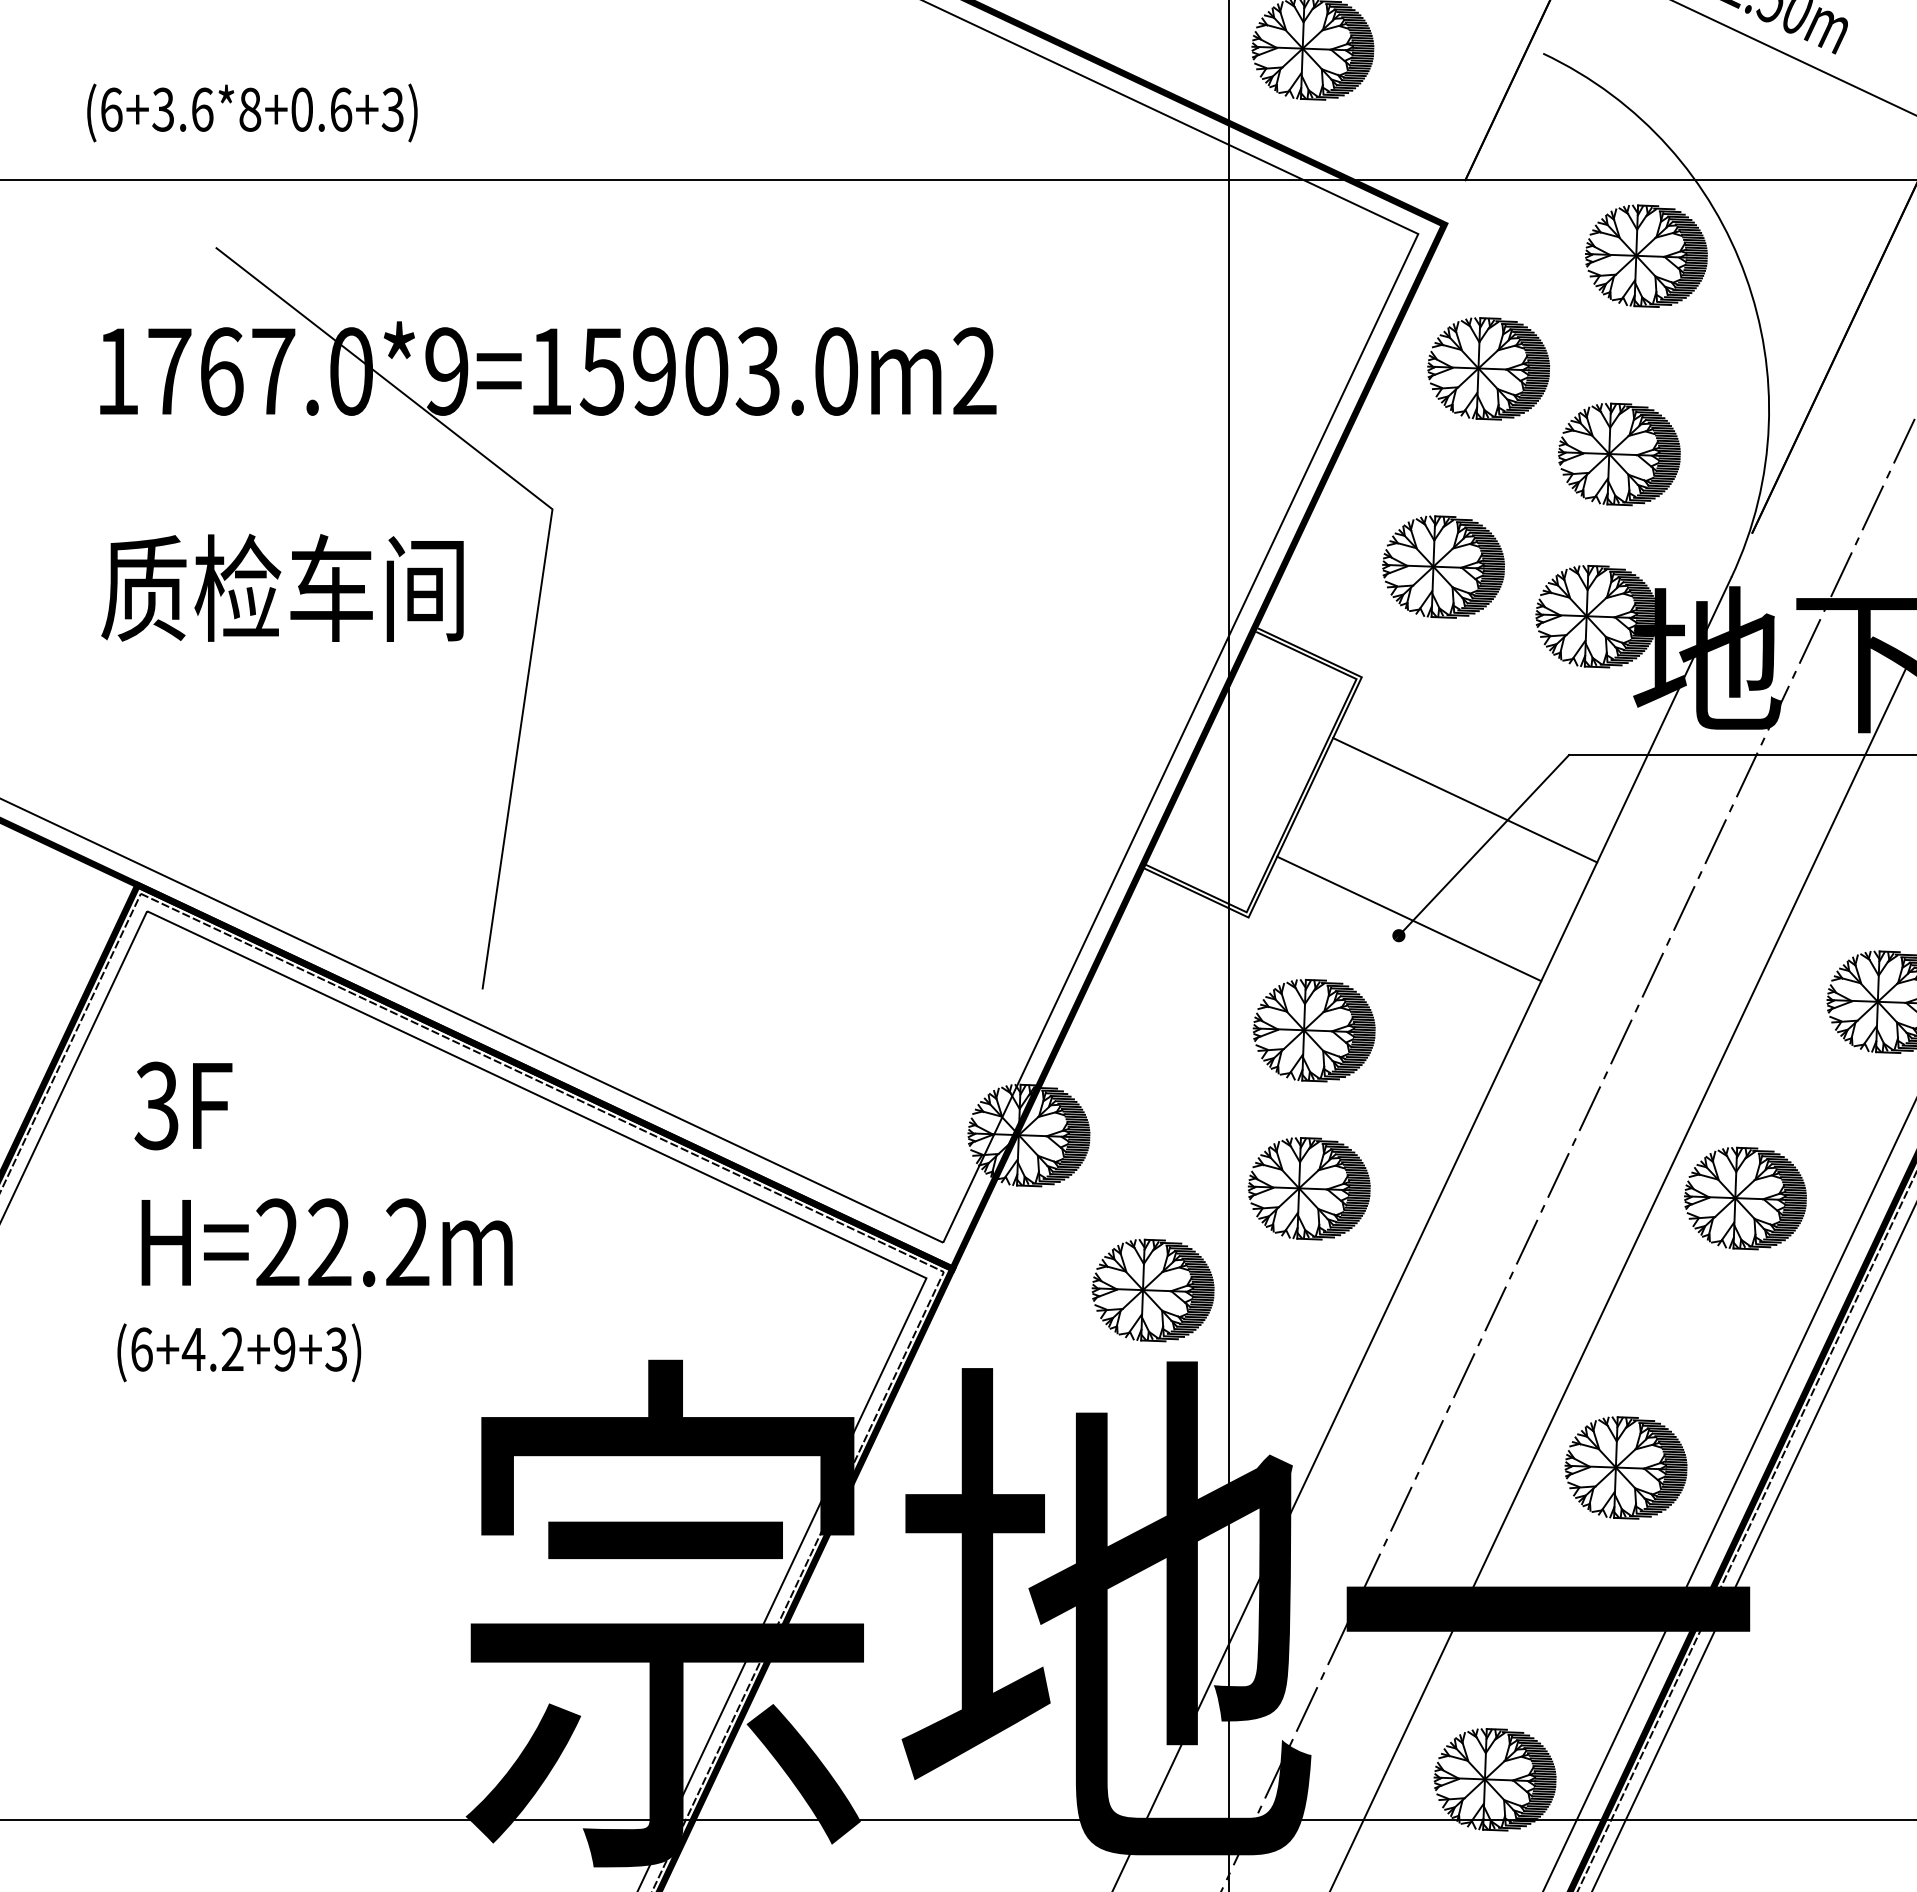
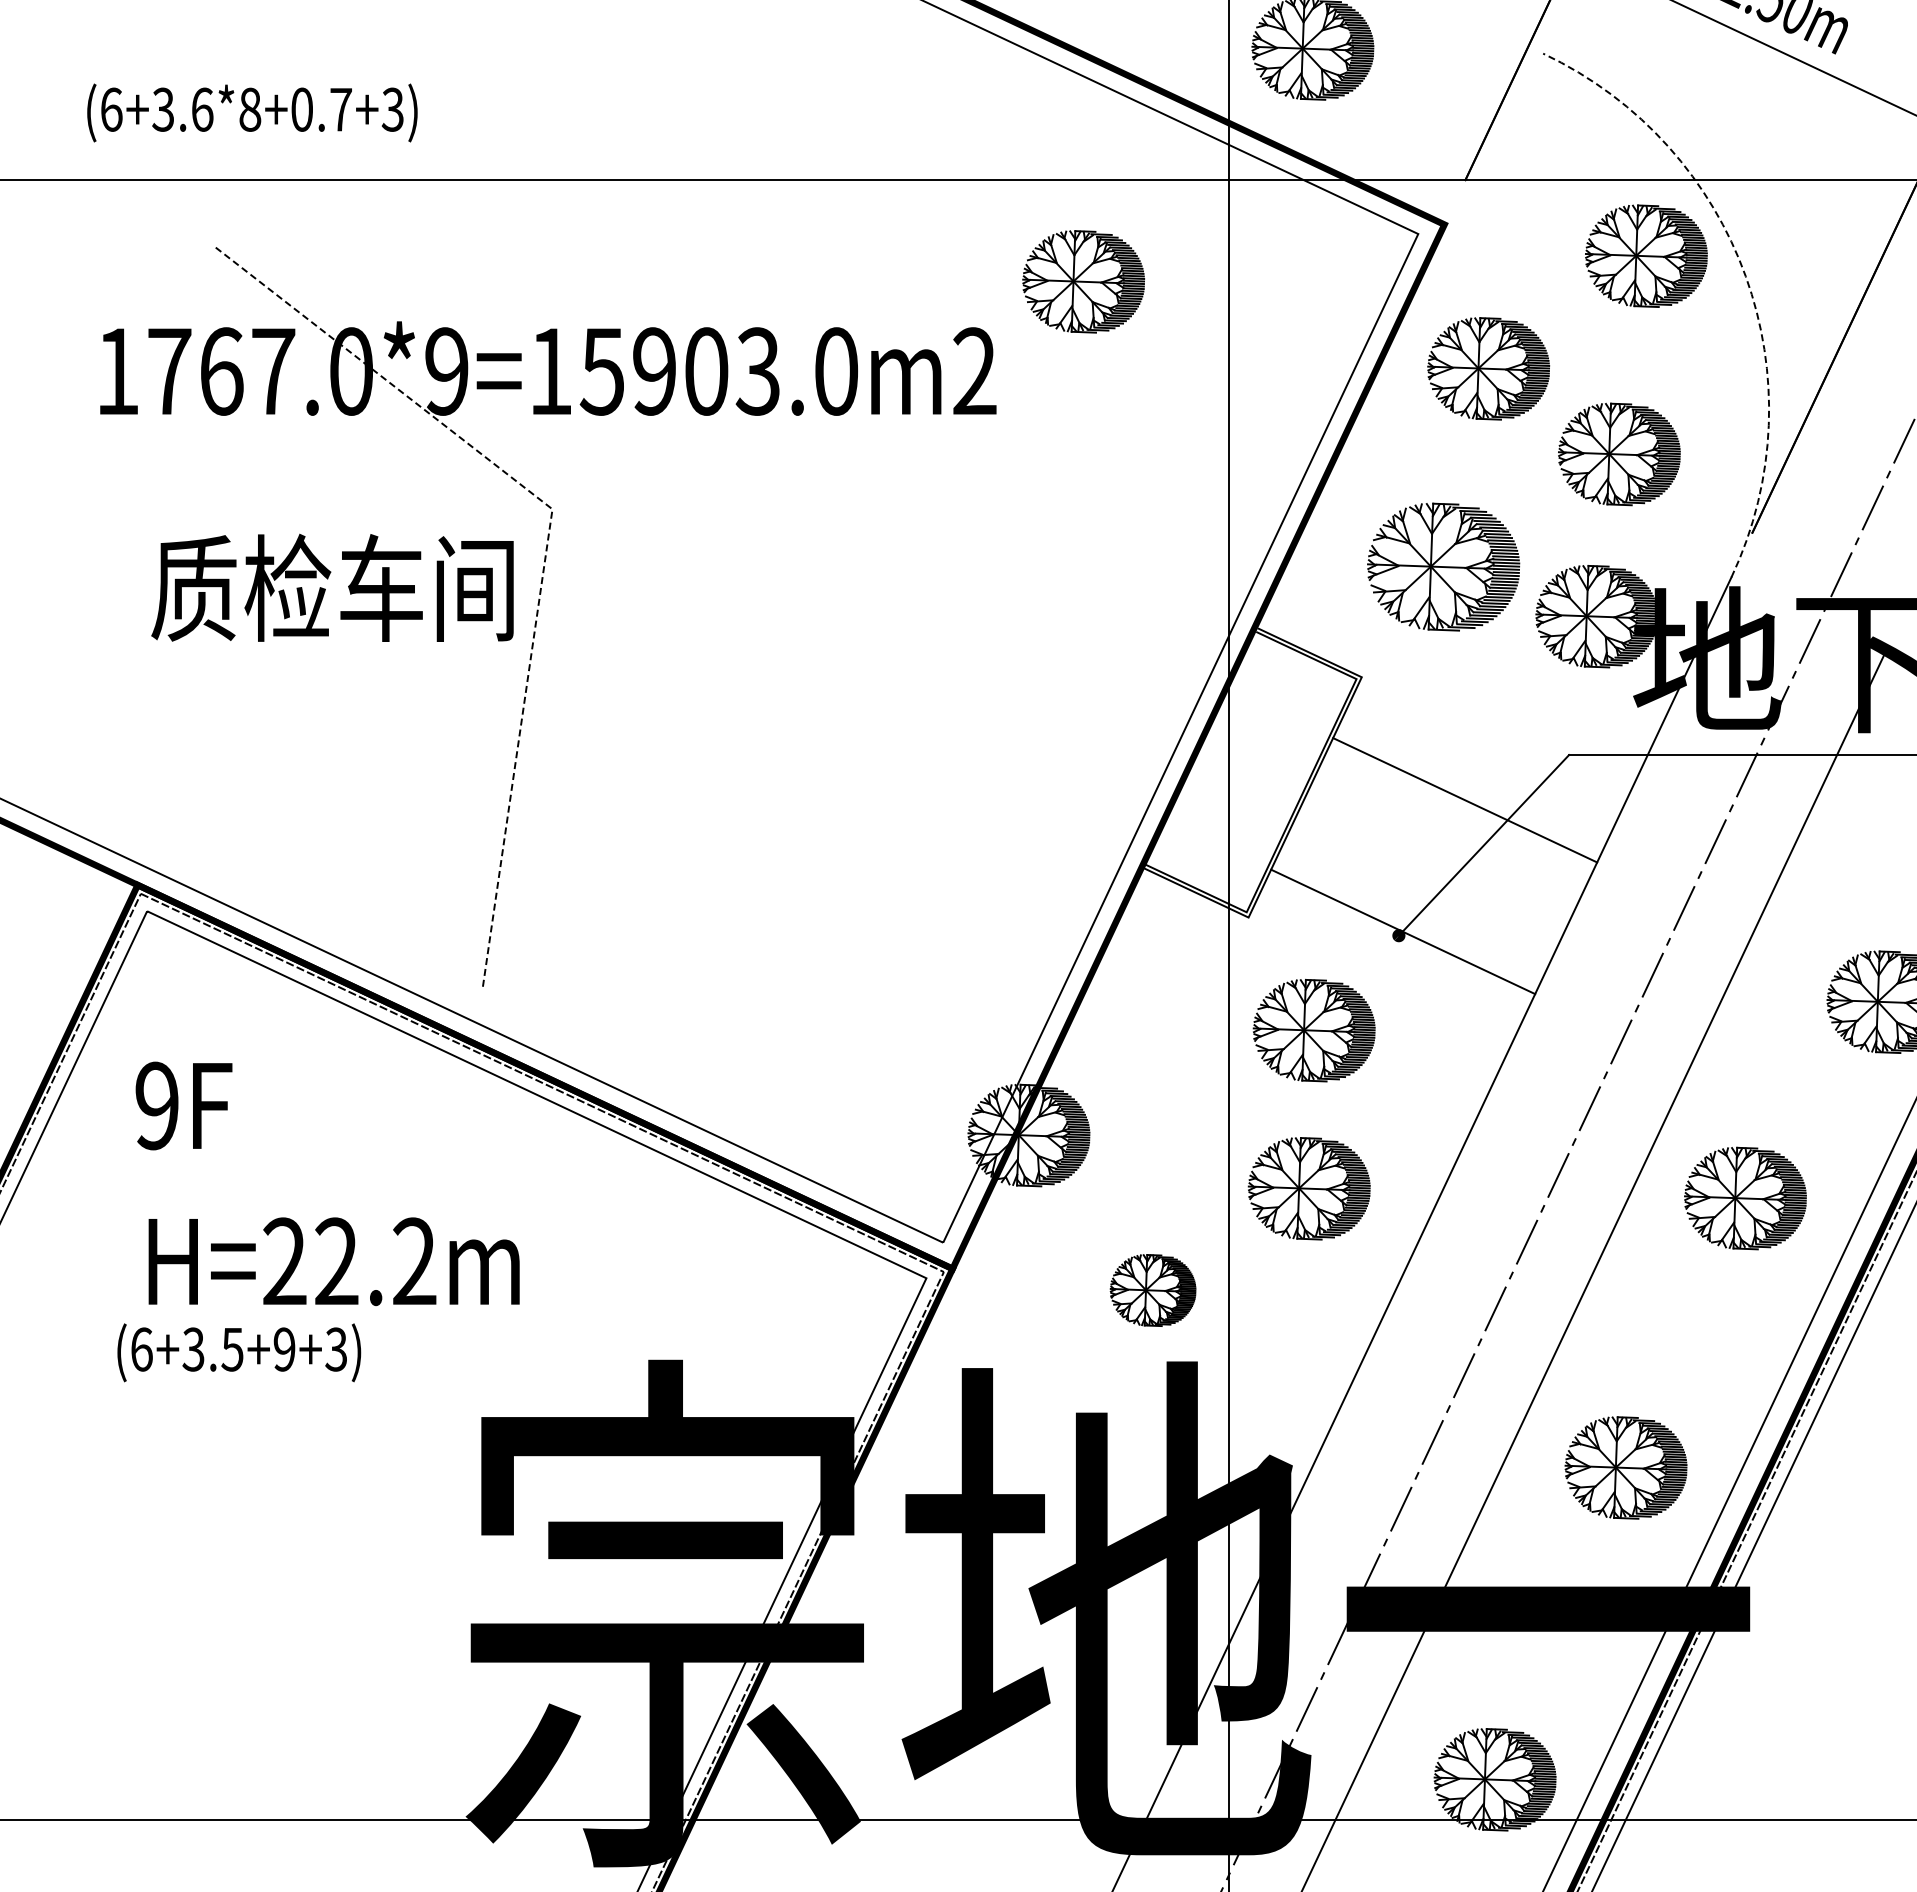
text: (6+3.6*8+0.6+3) -> (6+3.6*8+0.7+3) (341, 109)
arc: solid -> dashed (1745, 276)
part: none -> present (1083, 281)
line: solid -> dashed (548, 537)
part size: 123x104 px -> 154x130 px (1443, 566)
text position: (282, 587) -> (332, 587) (332, 587)
line position: (1409, 918) -> (1403, 931) (1403, 931)
text: 3F -> 9F (156, 1105)
text position: (326, 1242) -> (333, 1261) (333, 1261)
line position: (1620, 1274) -> (1594, 1269) (1594, 1269)
part size: 124x105 px -> 88x73 px (1152, 1290)
text: (6+4.2+9+3) -> (6+3.5+9+3) (212, 1349)
